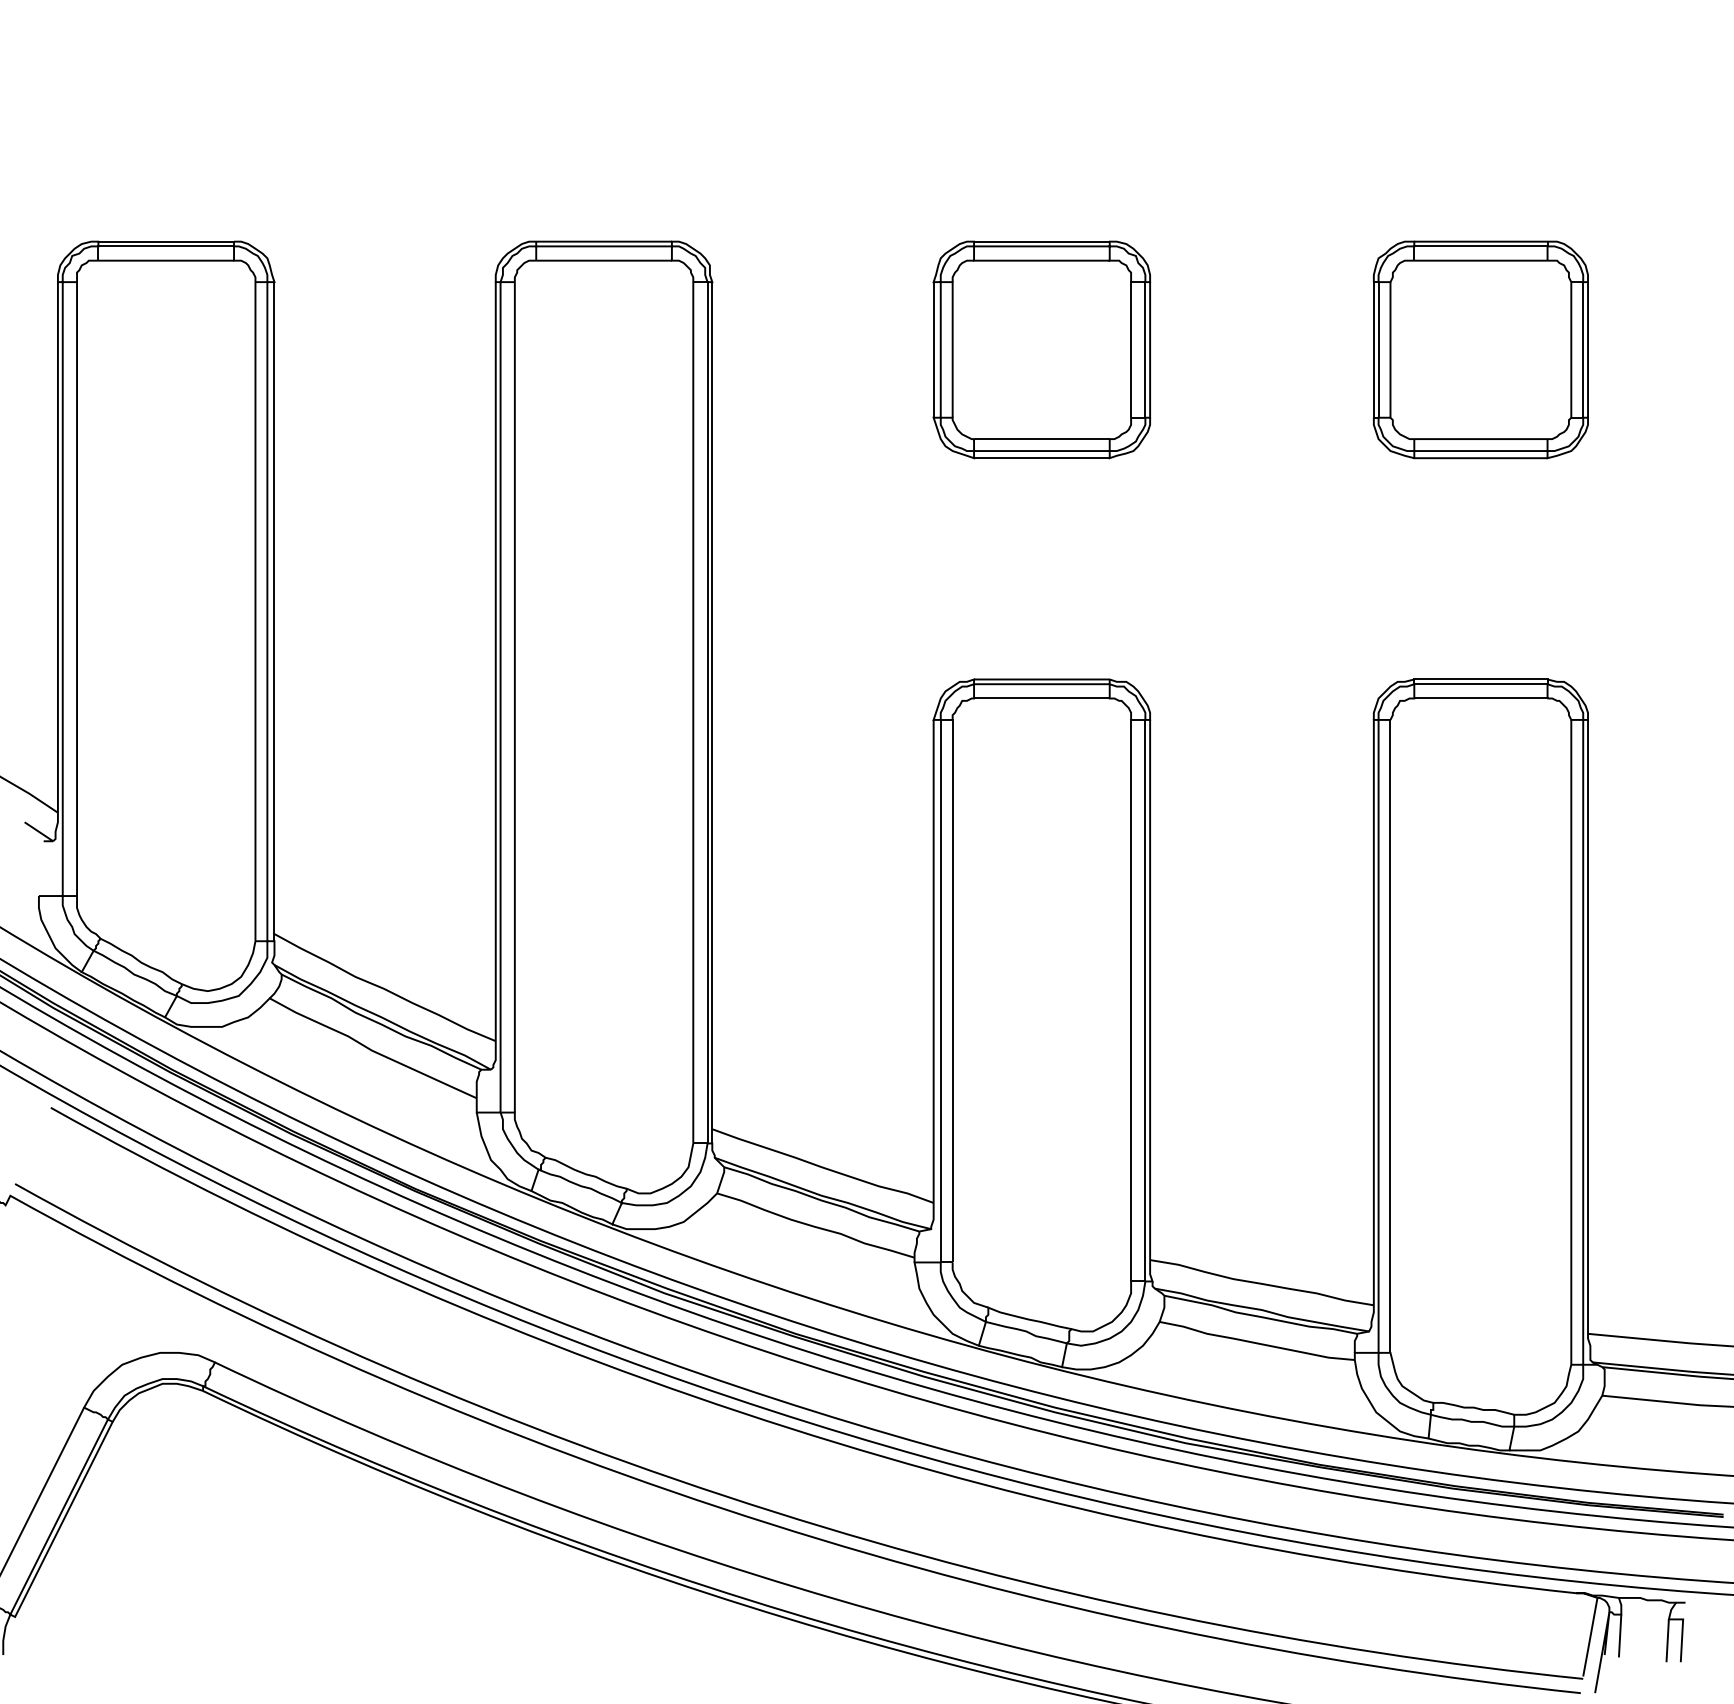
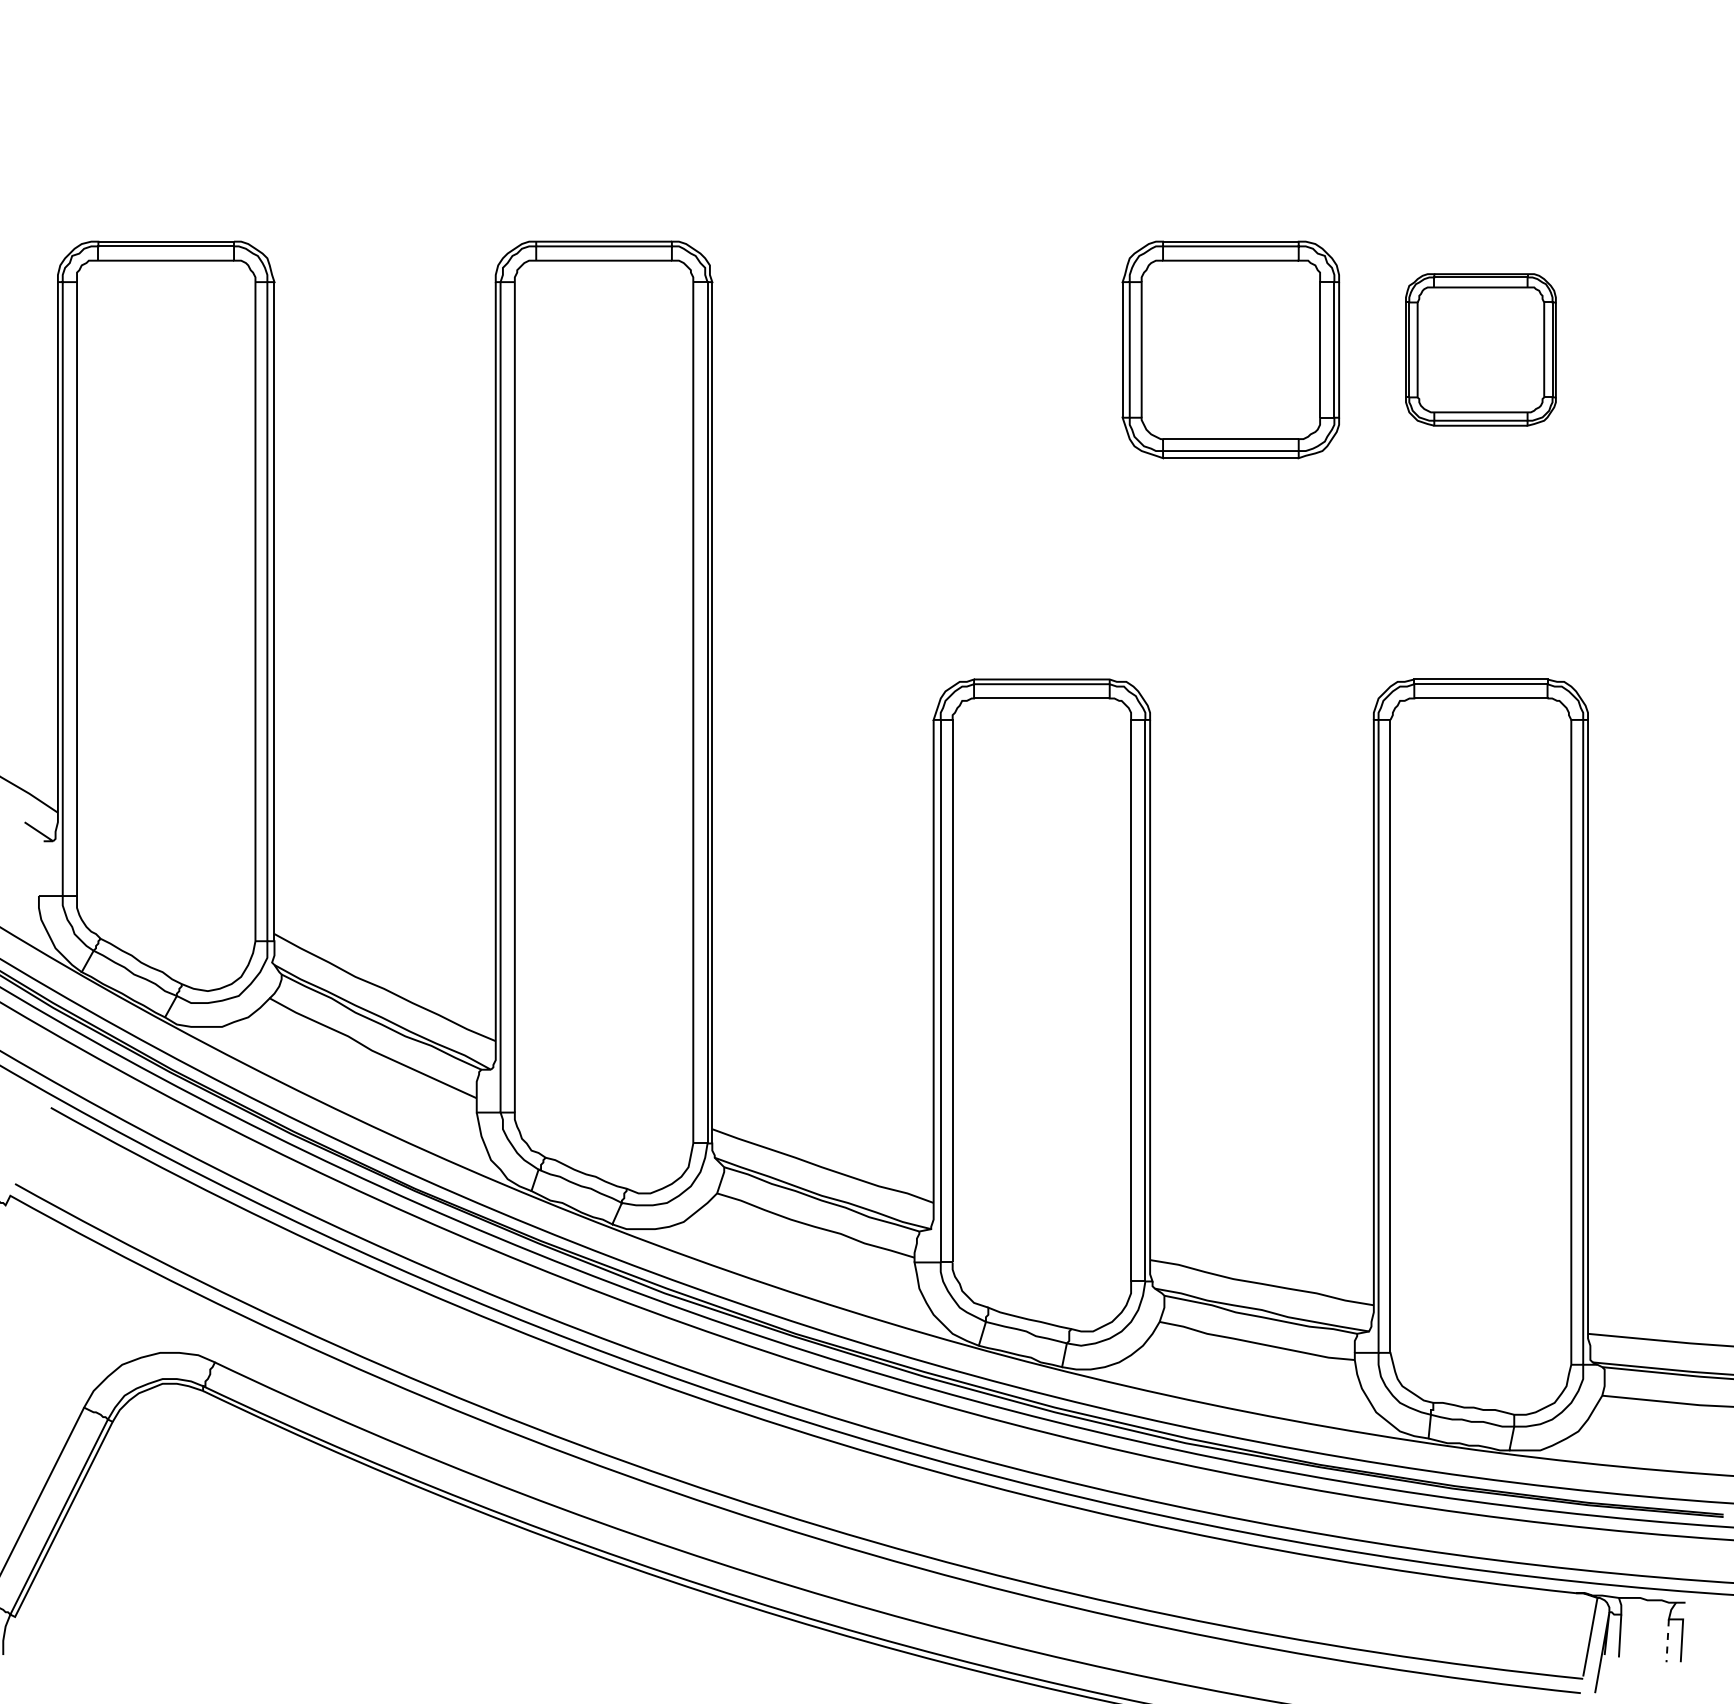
part position: (1041, 349) -> (1230, 349) (1230, 349)
part size: 216x220 px -> 152x154 px (1480, 349)
line: solid -> dashed (1667, 1641)
